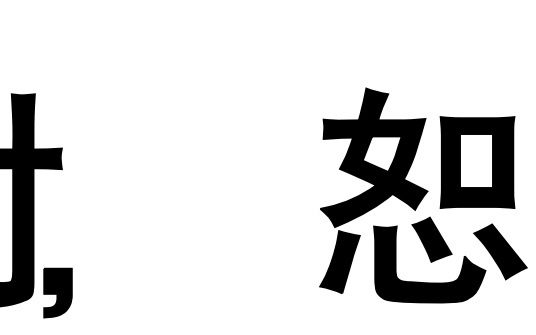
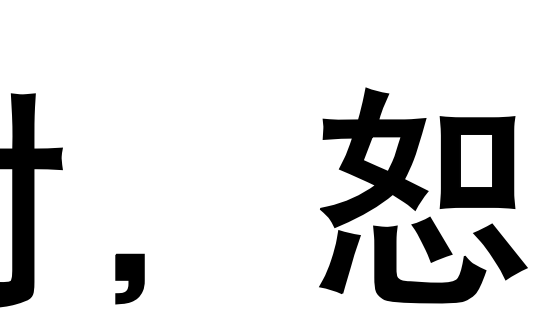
part position: (57, 292) -> (129, 278) (129, 278)
